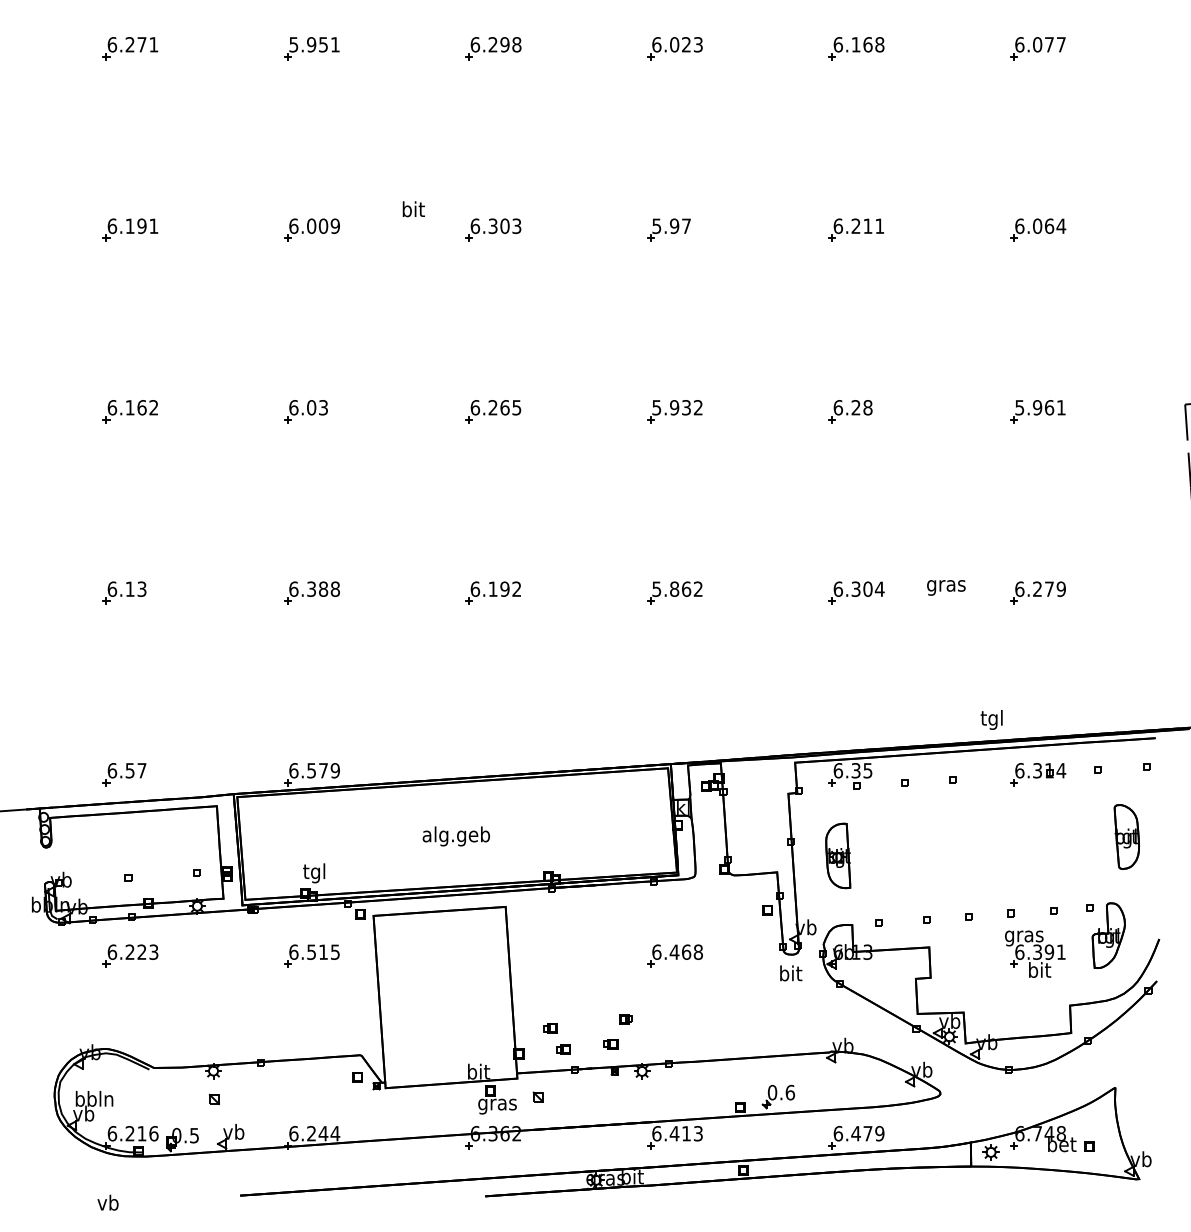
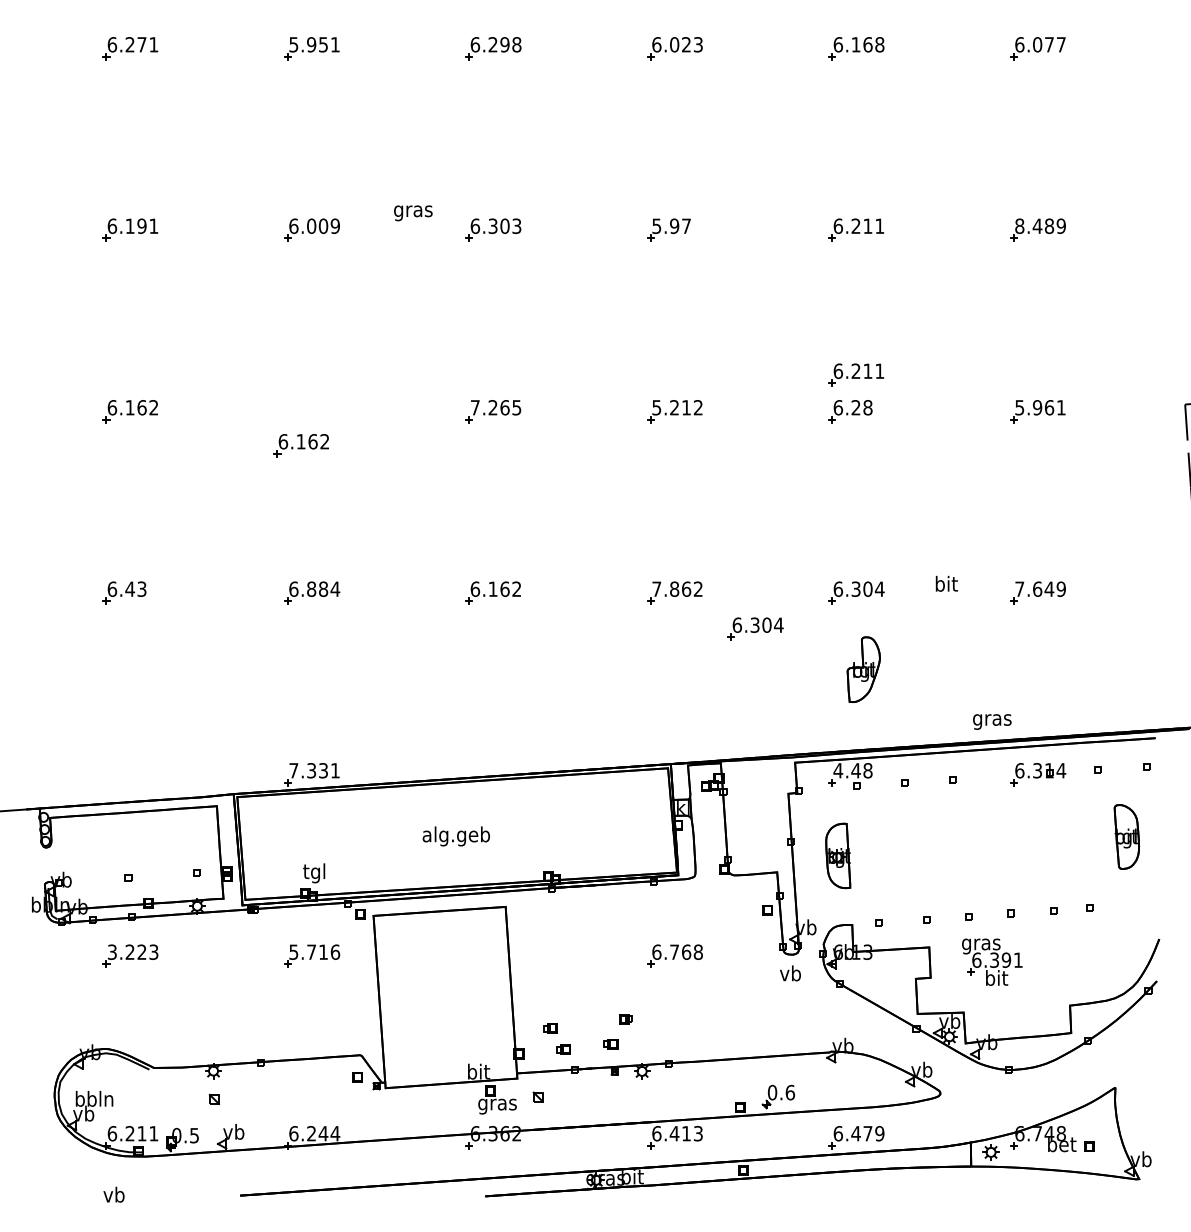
text: bit -> gras (413, 211)
text: 6.064 -> 8.489 (1040, 226)
part: none -> present (855, 374)
text: 6.265 -> 7.265 (475, 407)
text: 5.932 -> 5.212 (680, 407)
part: present -> none (305, 411)
part: none -> present (300, 445)
text: gras -> bit (946, 585)
text: 6.13 -> 6.43 (130, 588)
text: 6.388 -> 6.884 (323, 588)
text: 6.192 -> 6.162 (504, 588)
text: 5.862 -> 7.862 (656, 588)
text: 6.279 -> 7.649 (1034, 588)
part: none -> present (755, 628)
text: tgl -> gras (992, 719)
text: 6.579 -> 7.331 (314, 770)
text: 6.35 -> 4.48 (852, 770)
part: present -> none (124, 774)
part position: (1108, 935) -> (863, 669) (863, 669)
text: 6.223 -> 3.223 (112, 951)
text: 6.515 -> 5.716 (314, 951)
text: 6.468 -> 6.768 (674, 951)
part position: (1035, 953) -> (992, 961) (992, 961)
text: bit -> vb (791, 973)
text: 6.216 -> 6.211 (153, 1133)
text position: (107, 1202) -> (113, 1194) (113, 1194)
